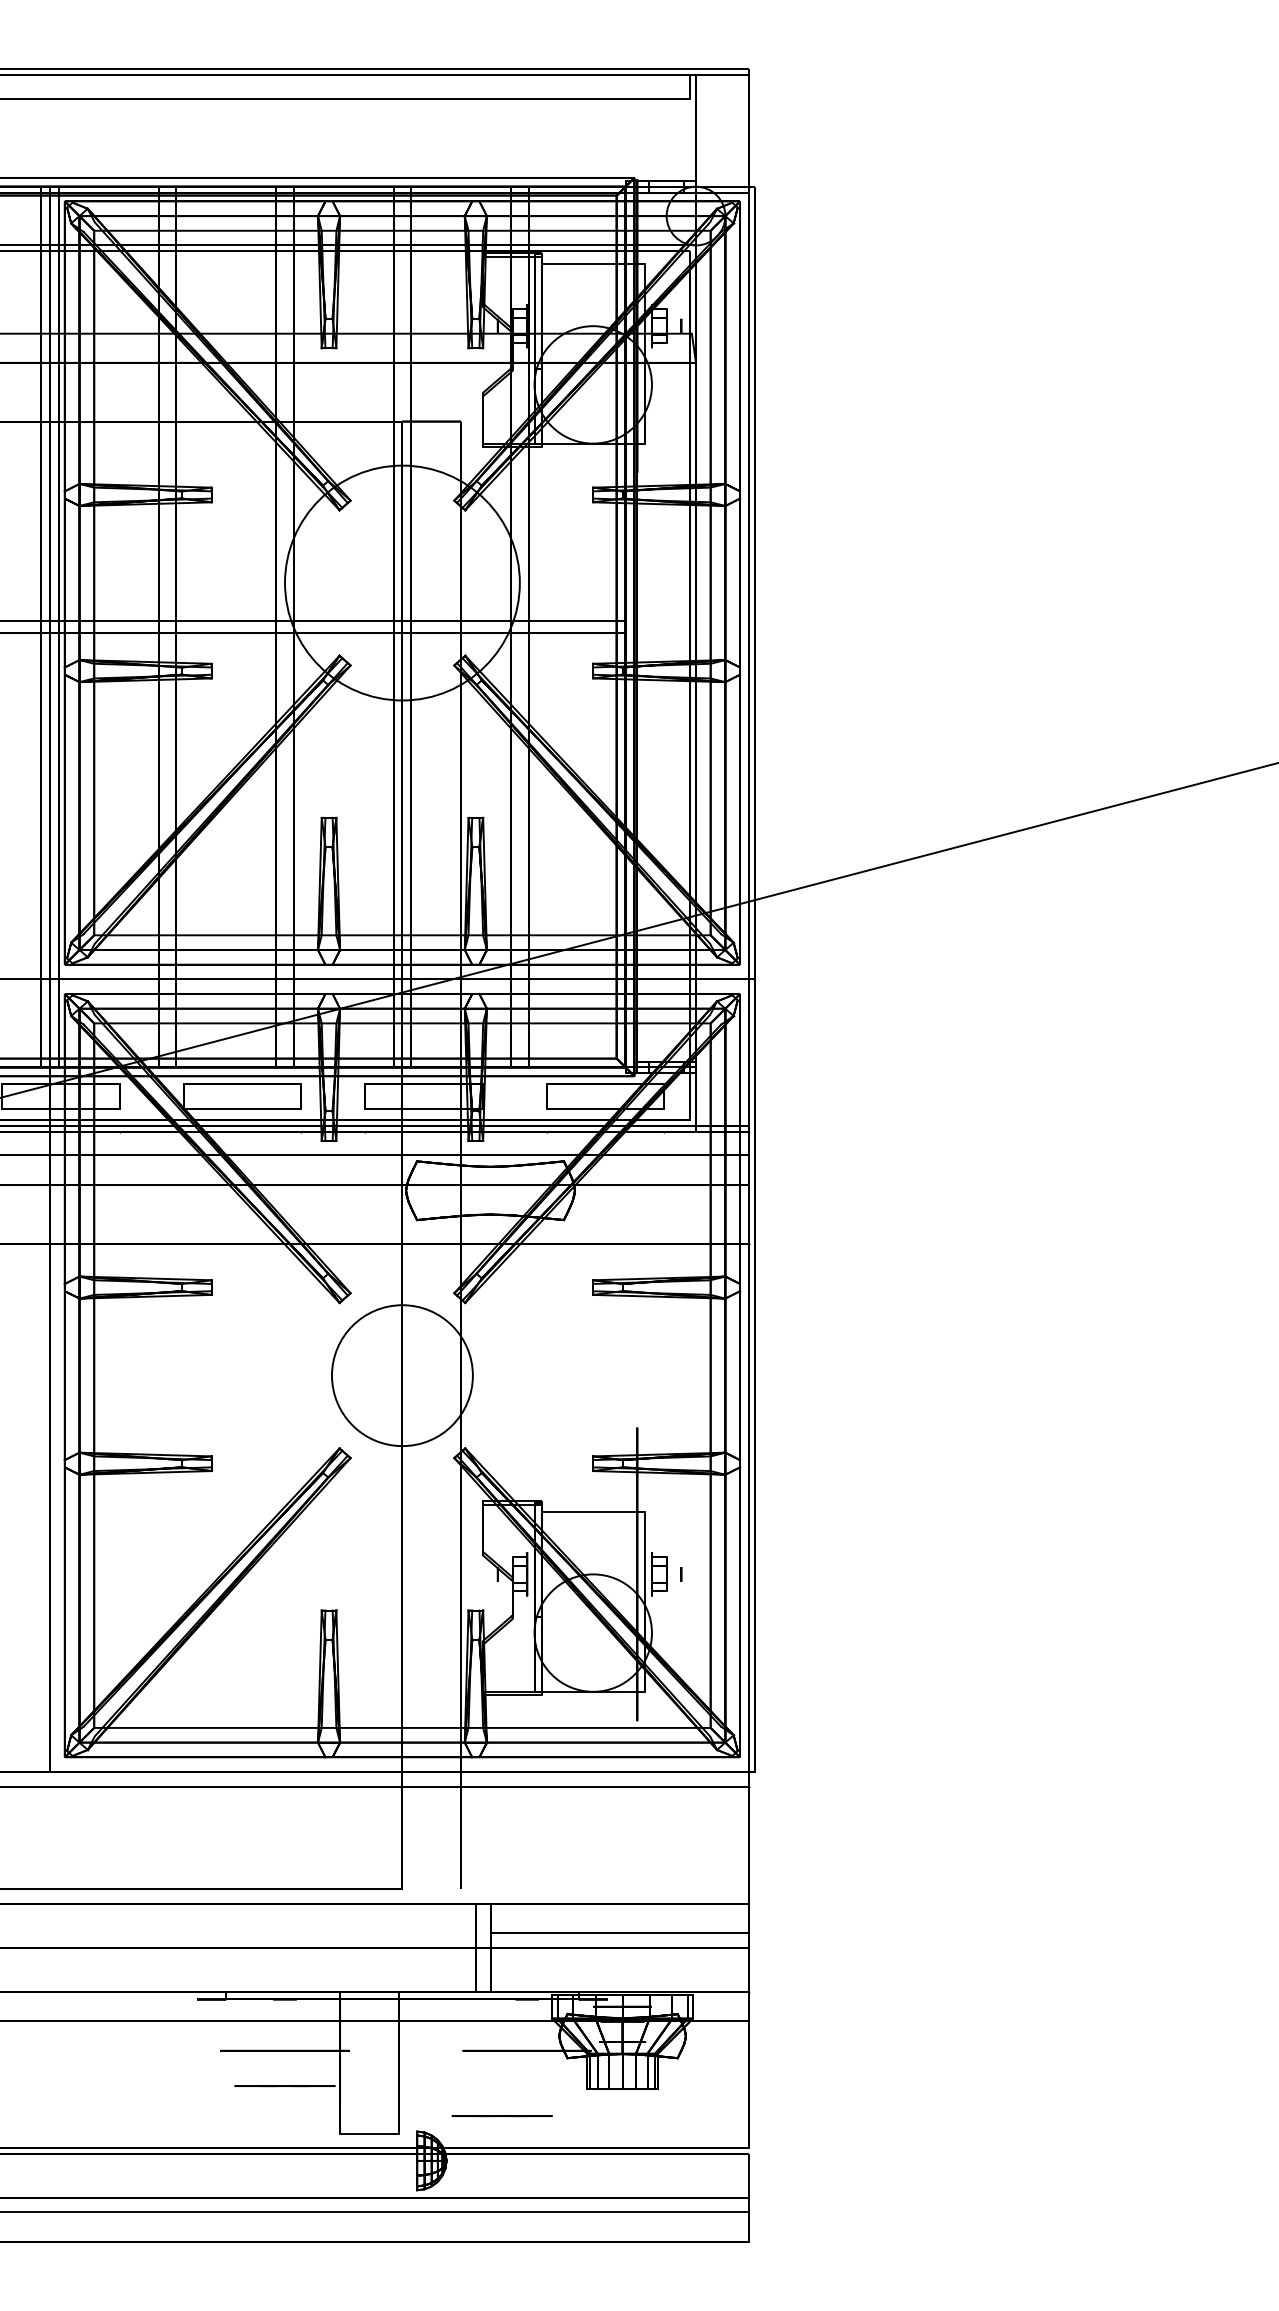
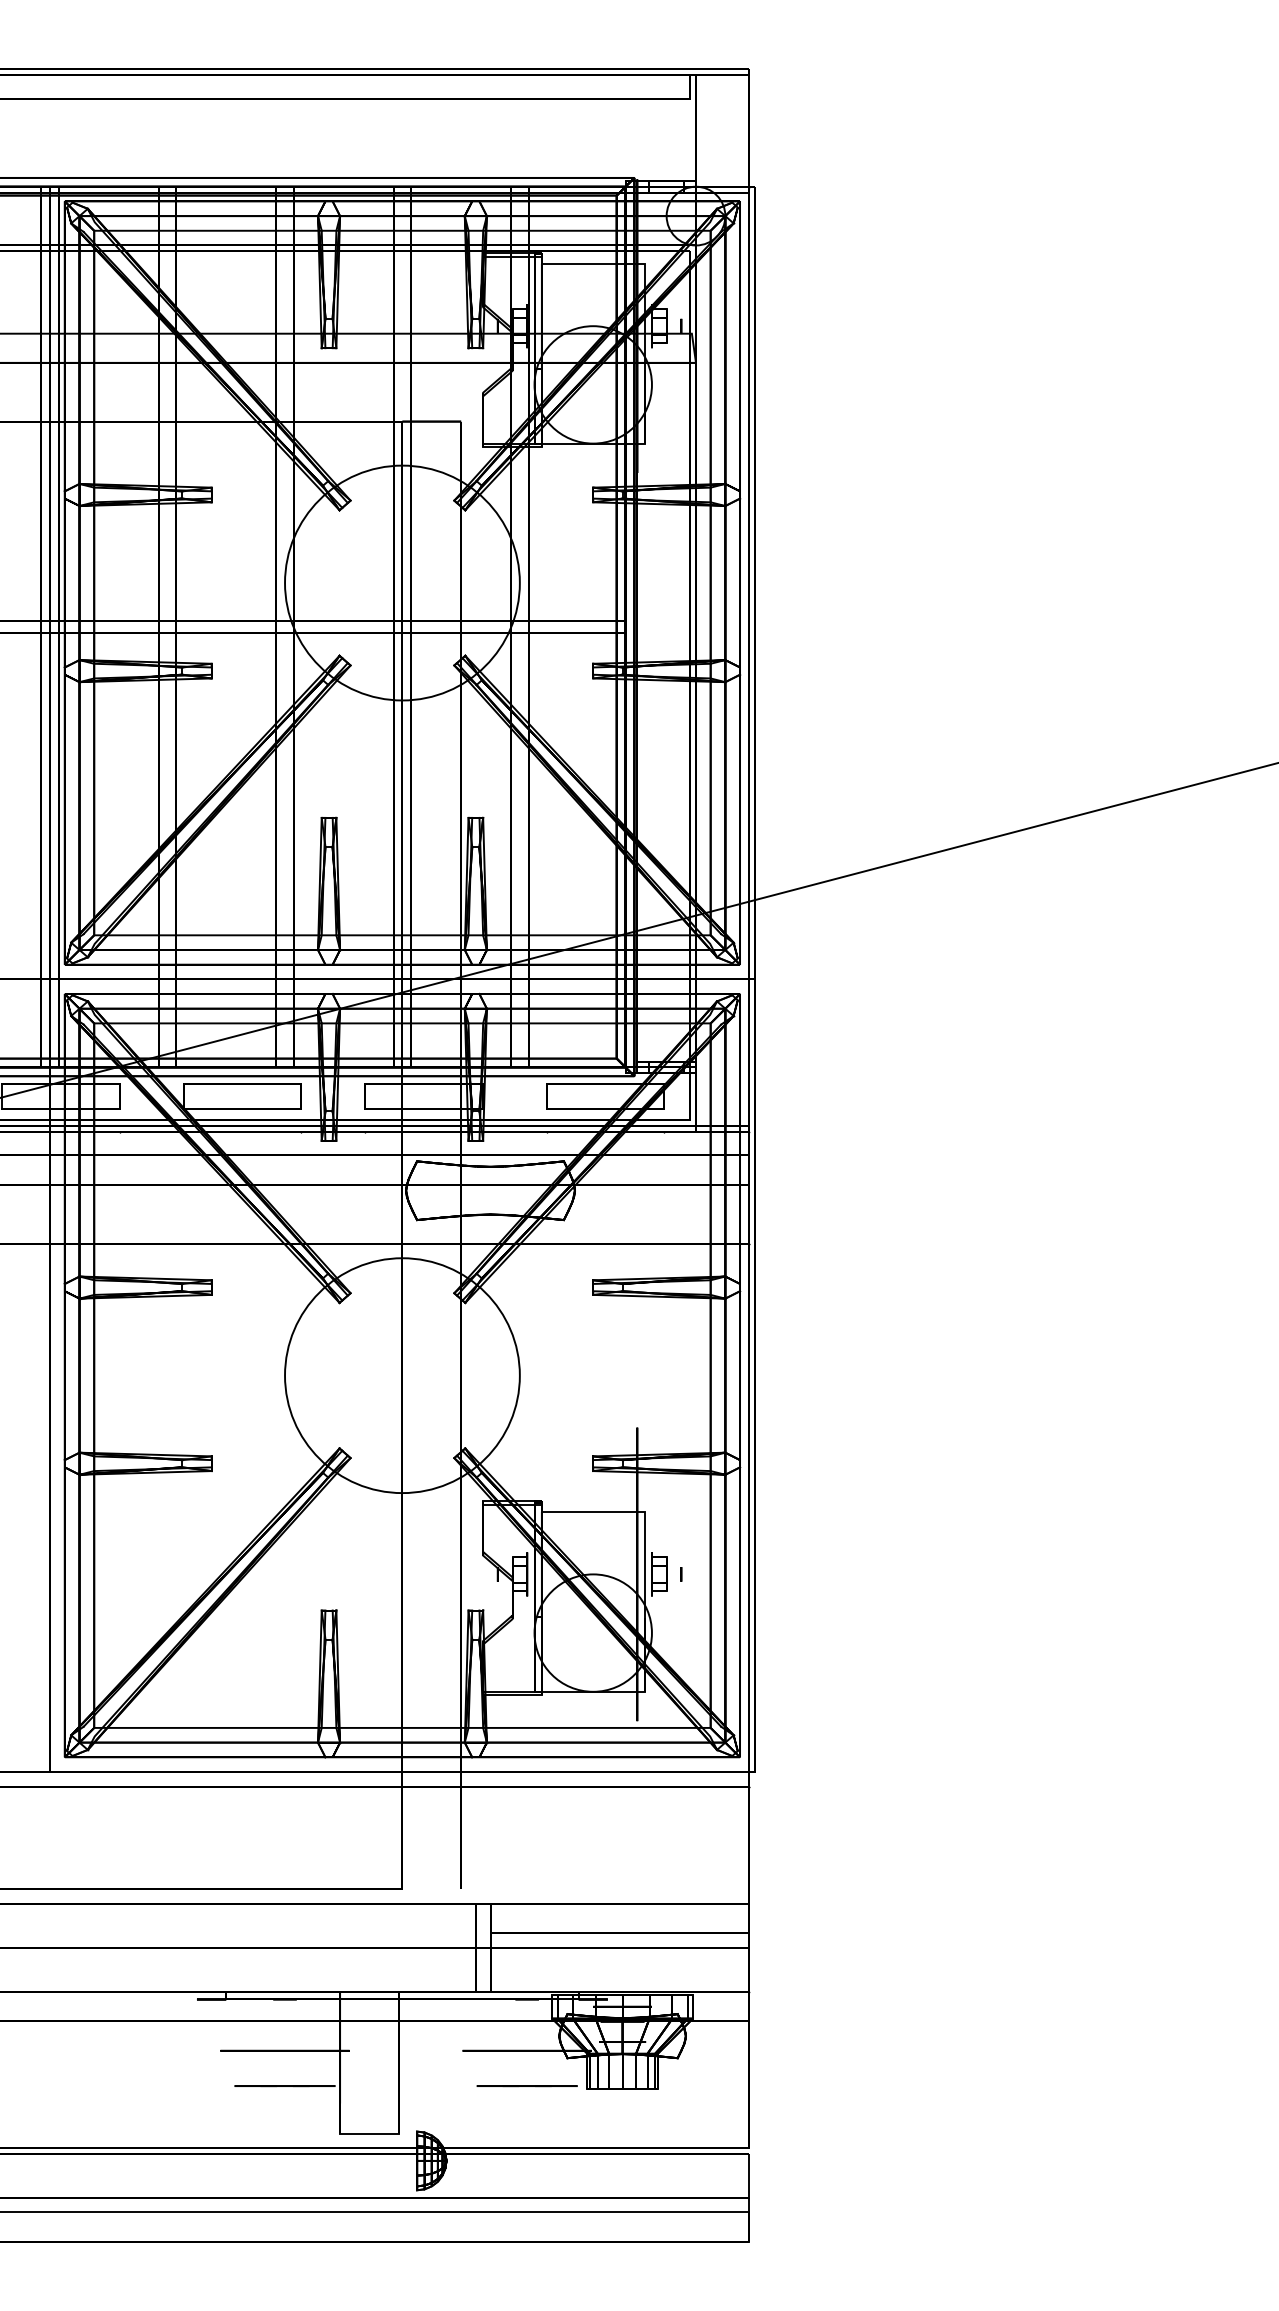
circle diameter: 141 px -> 235 px (402, 1375)
line position: (501, 2116) -> (526, 2086) (526, 2086)
